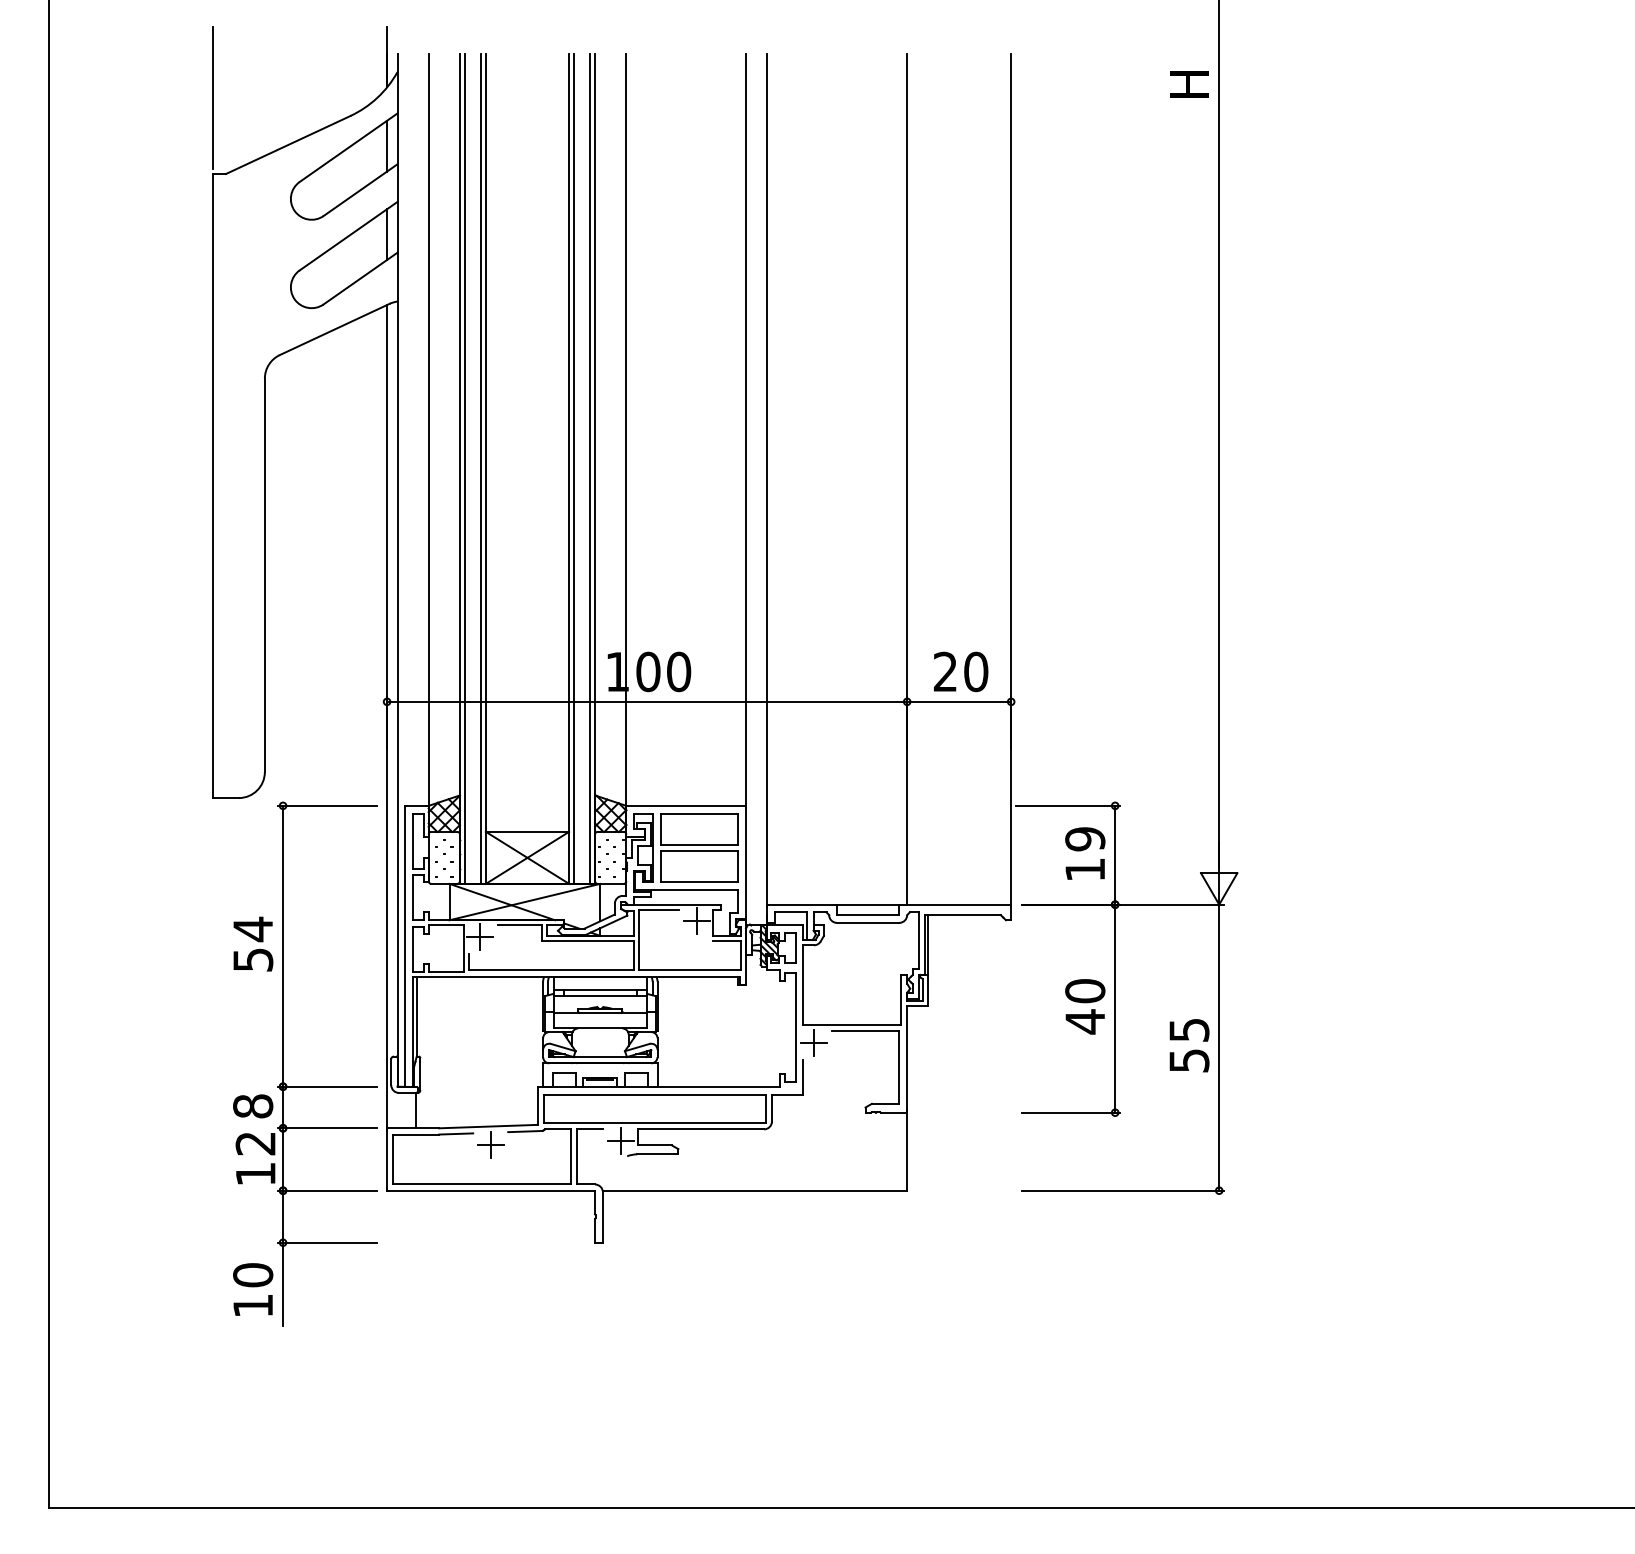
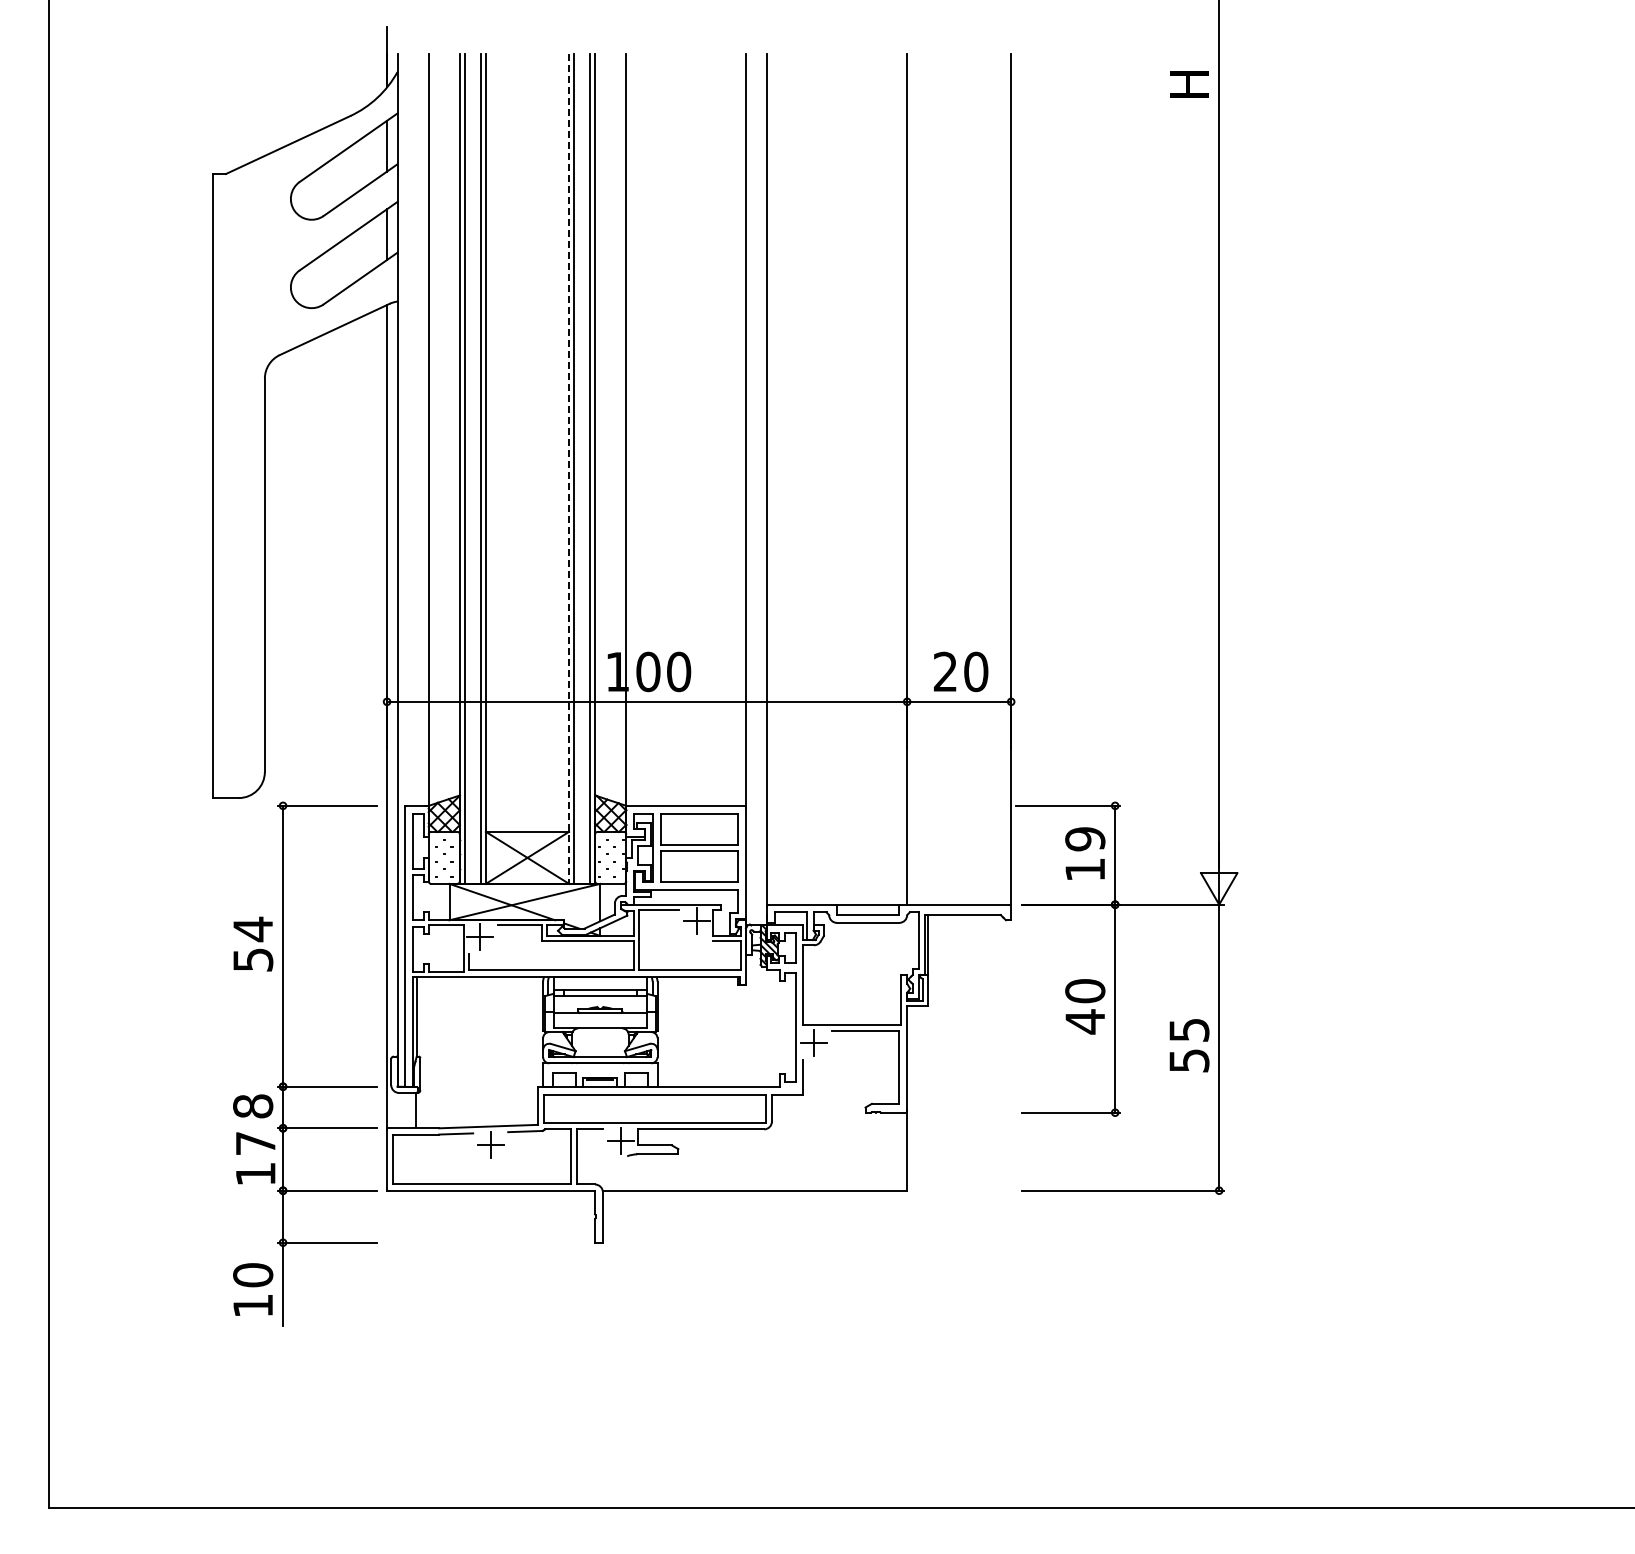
line: present -> none (212, 97)
line: solid -> dashed (569, 469)
text: 12 -> 17 (255, 1143)
